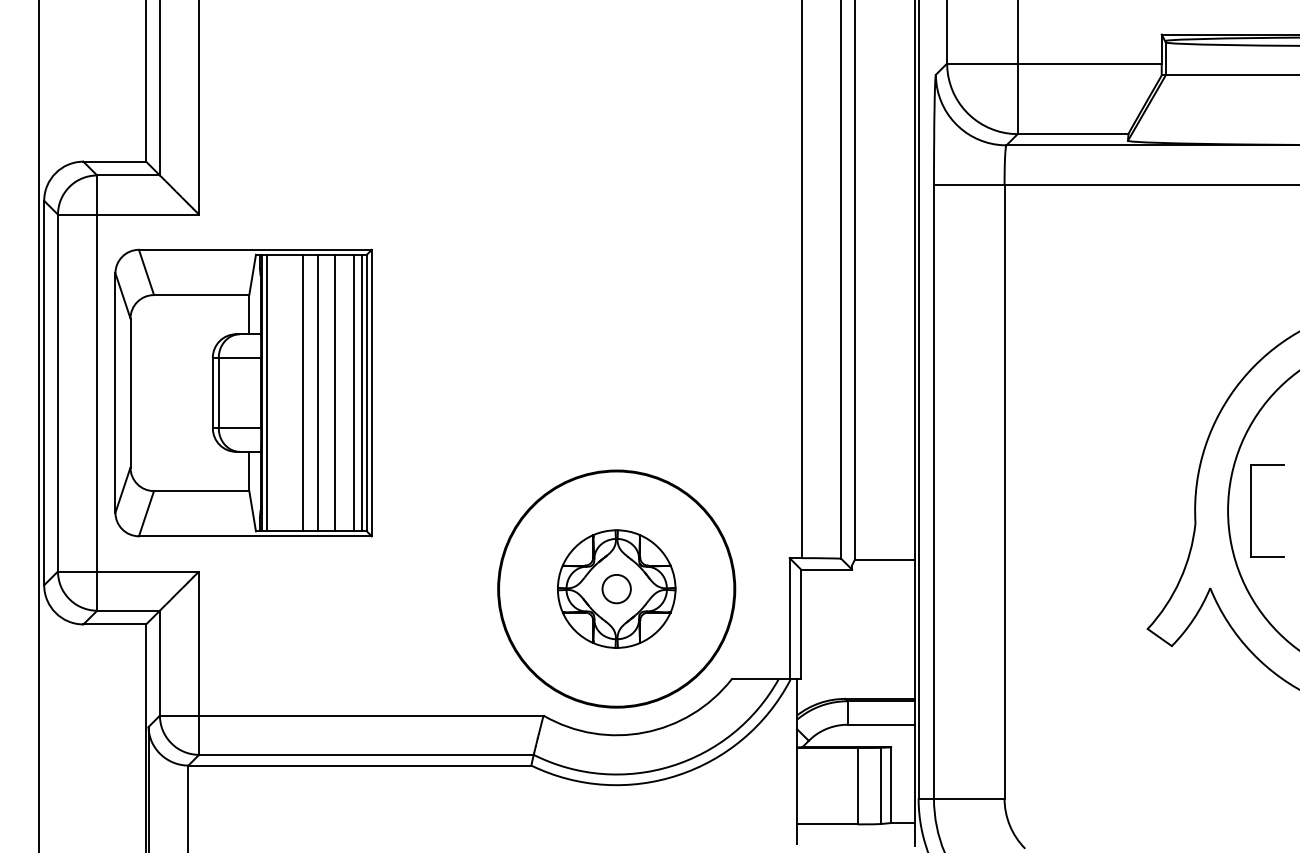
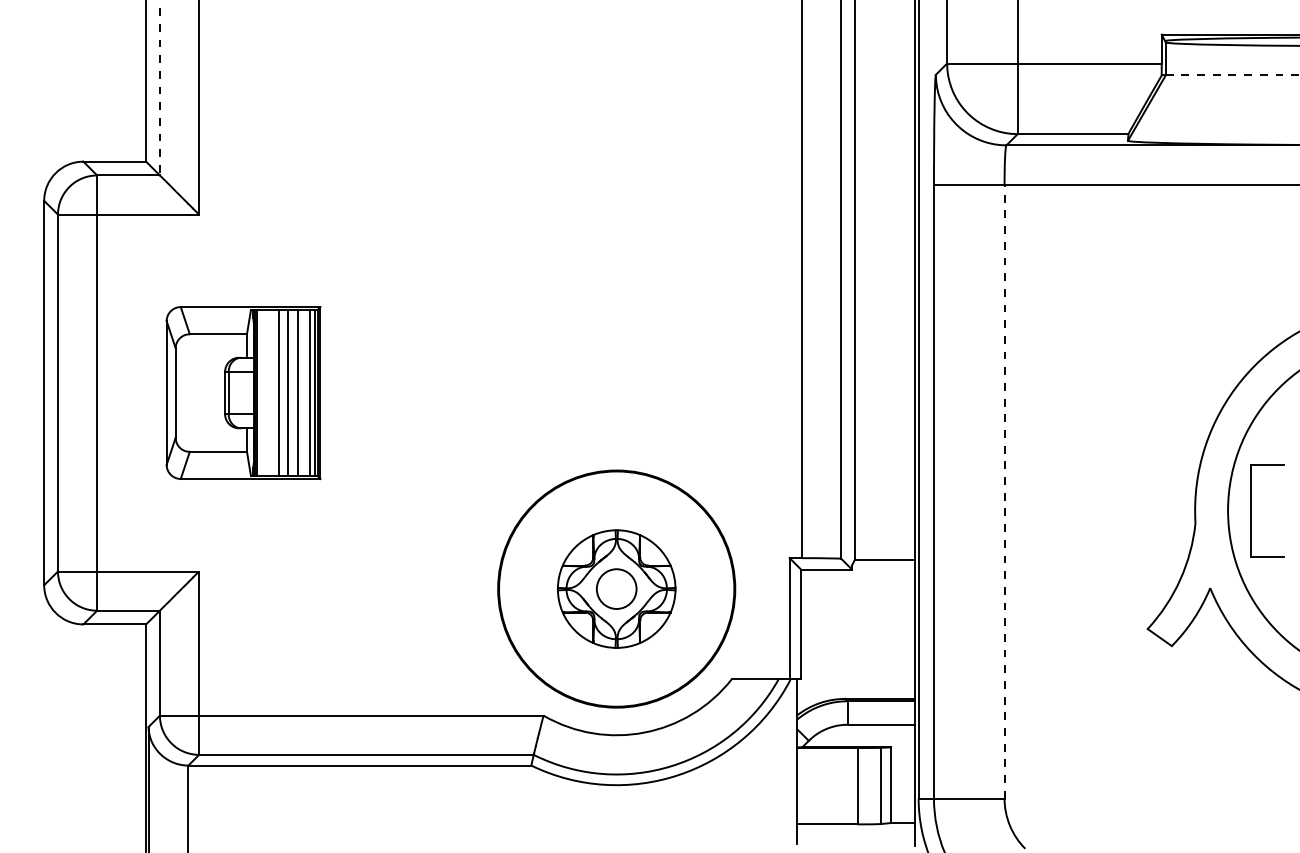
line: solid -> dashed (1232, 75)
line: solid -> dashed (159, 88)
part size: 259x290 px -> 157x175 px (243, 393)
line: present -> none (38, 425)
line: solid -> dashed (1004, 491)
circle diameter: 28 px -> 40 px (616, 588)
